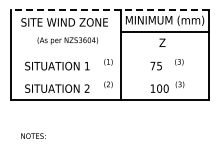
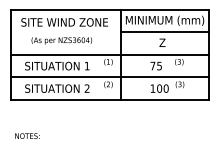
line: dashed -> solid (109, 9)
text position: (67, 40) -> (61, 40) (61, 40)
line: none -> present (110, 54)
line: none -> present (110, 77)
text position: (33, 135) -> (27, 135) (27, 135)
